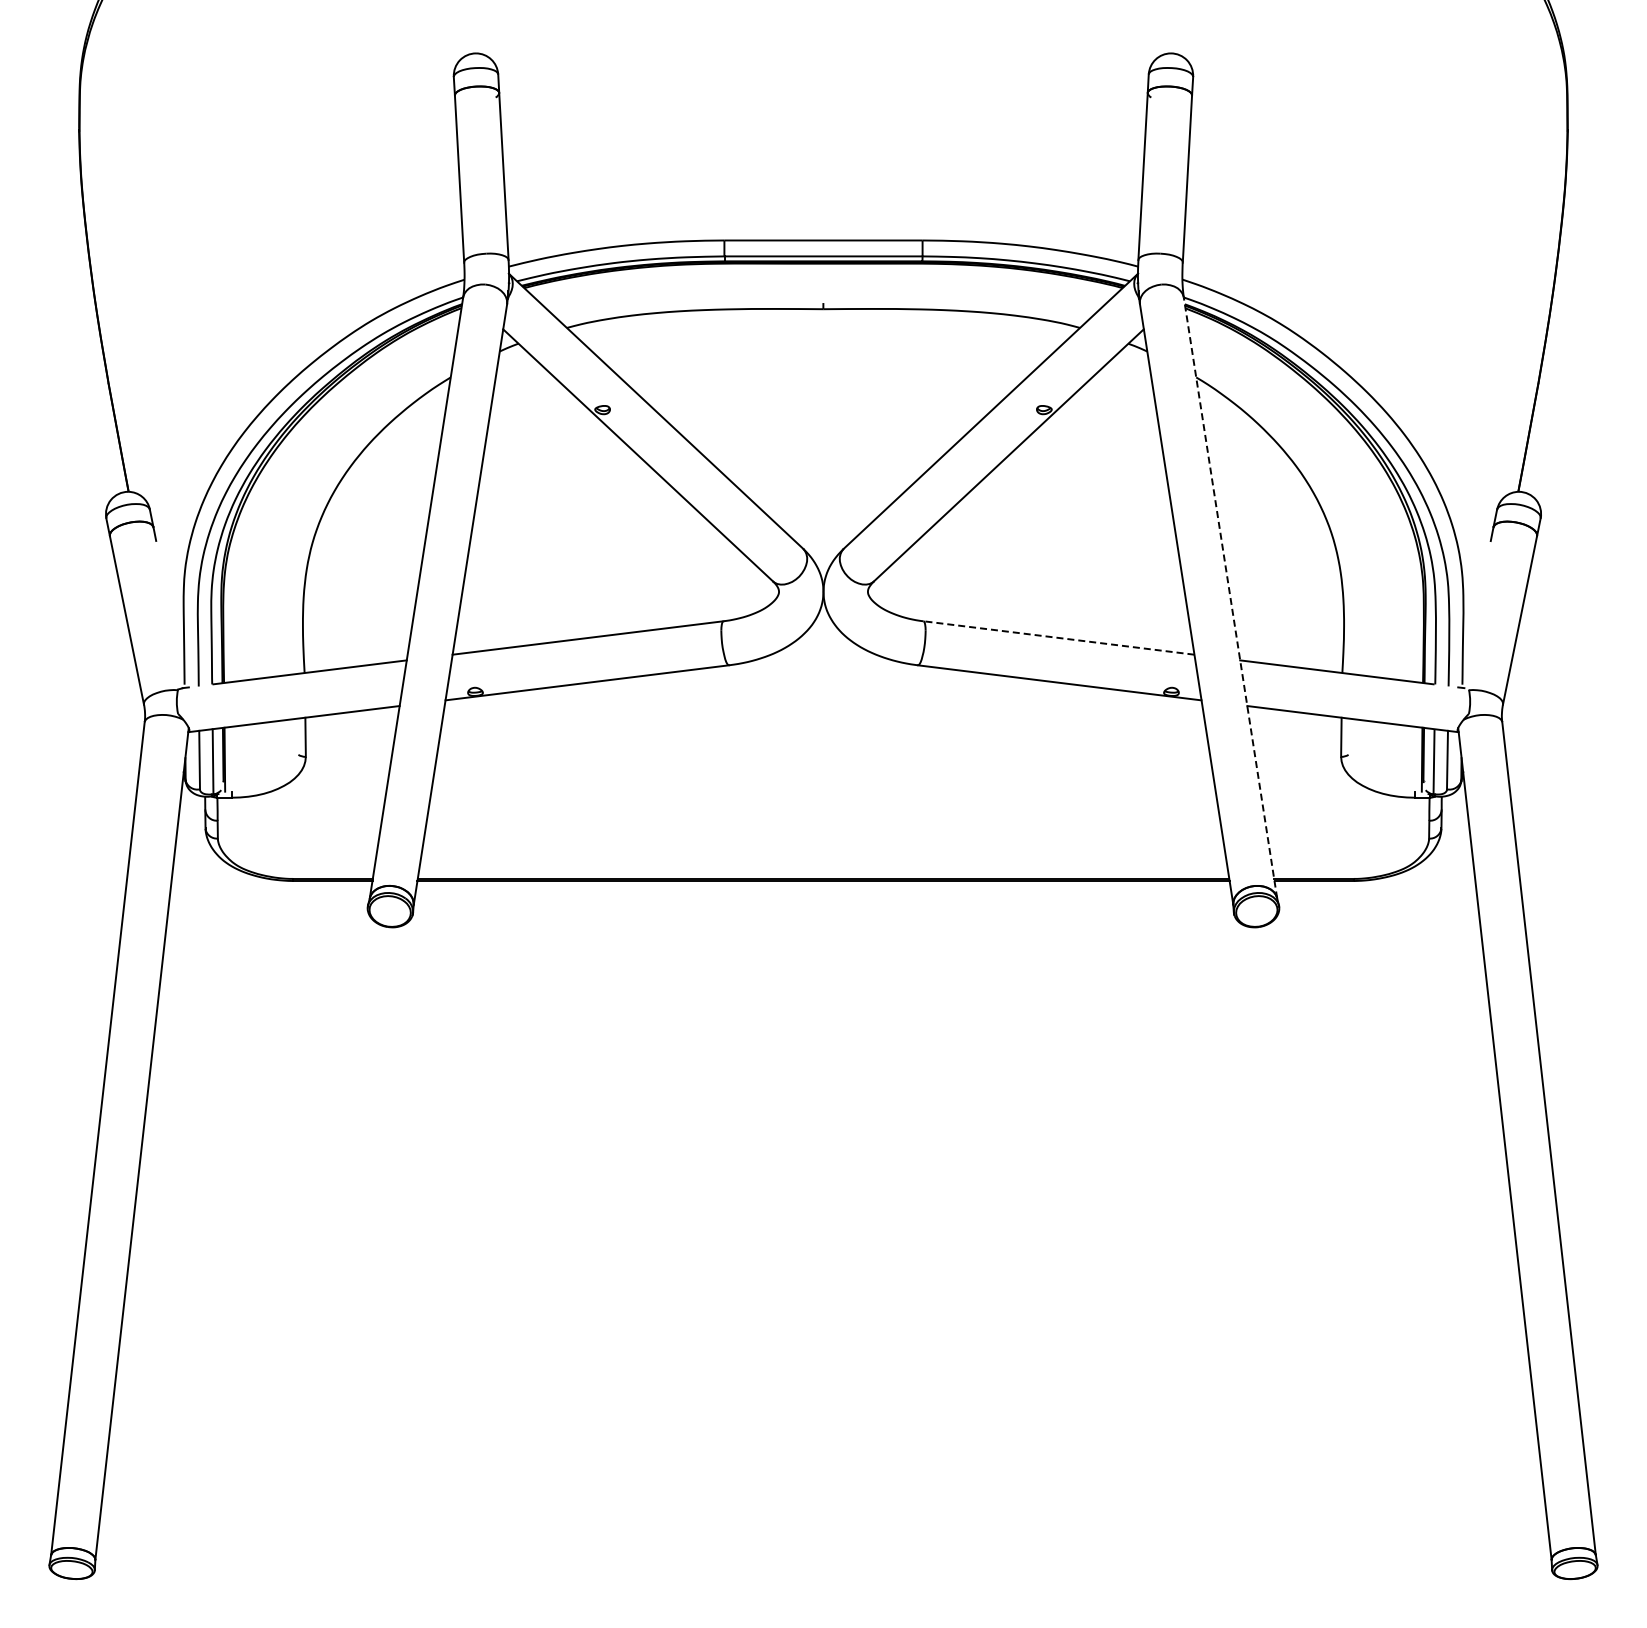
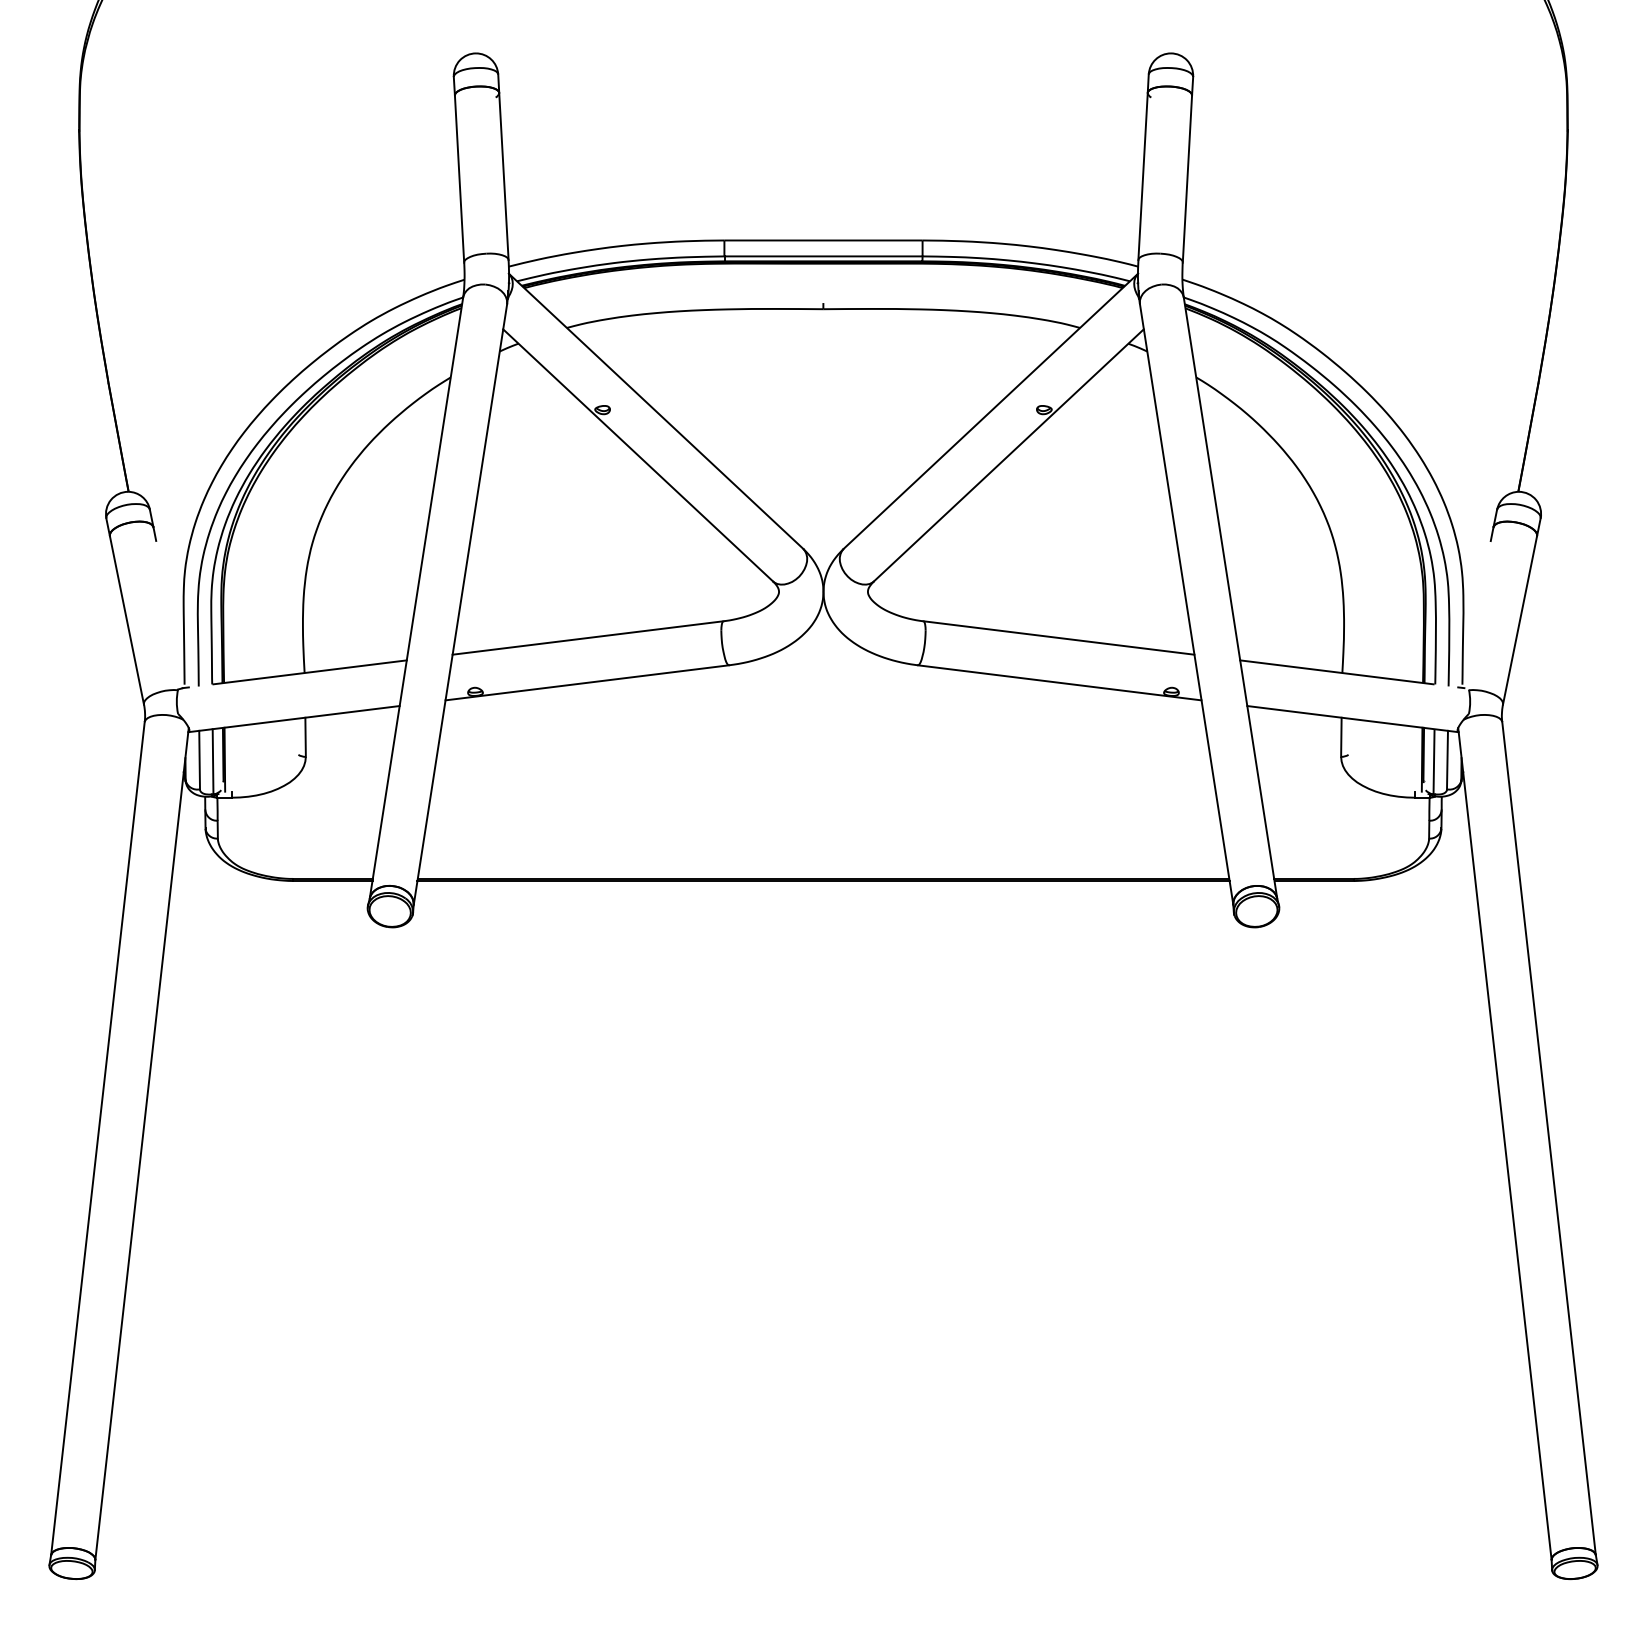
line: dashed -> solid (1230, 597)
line: dashed -> solid (1058, 637)
